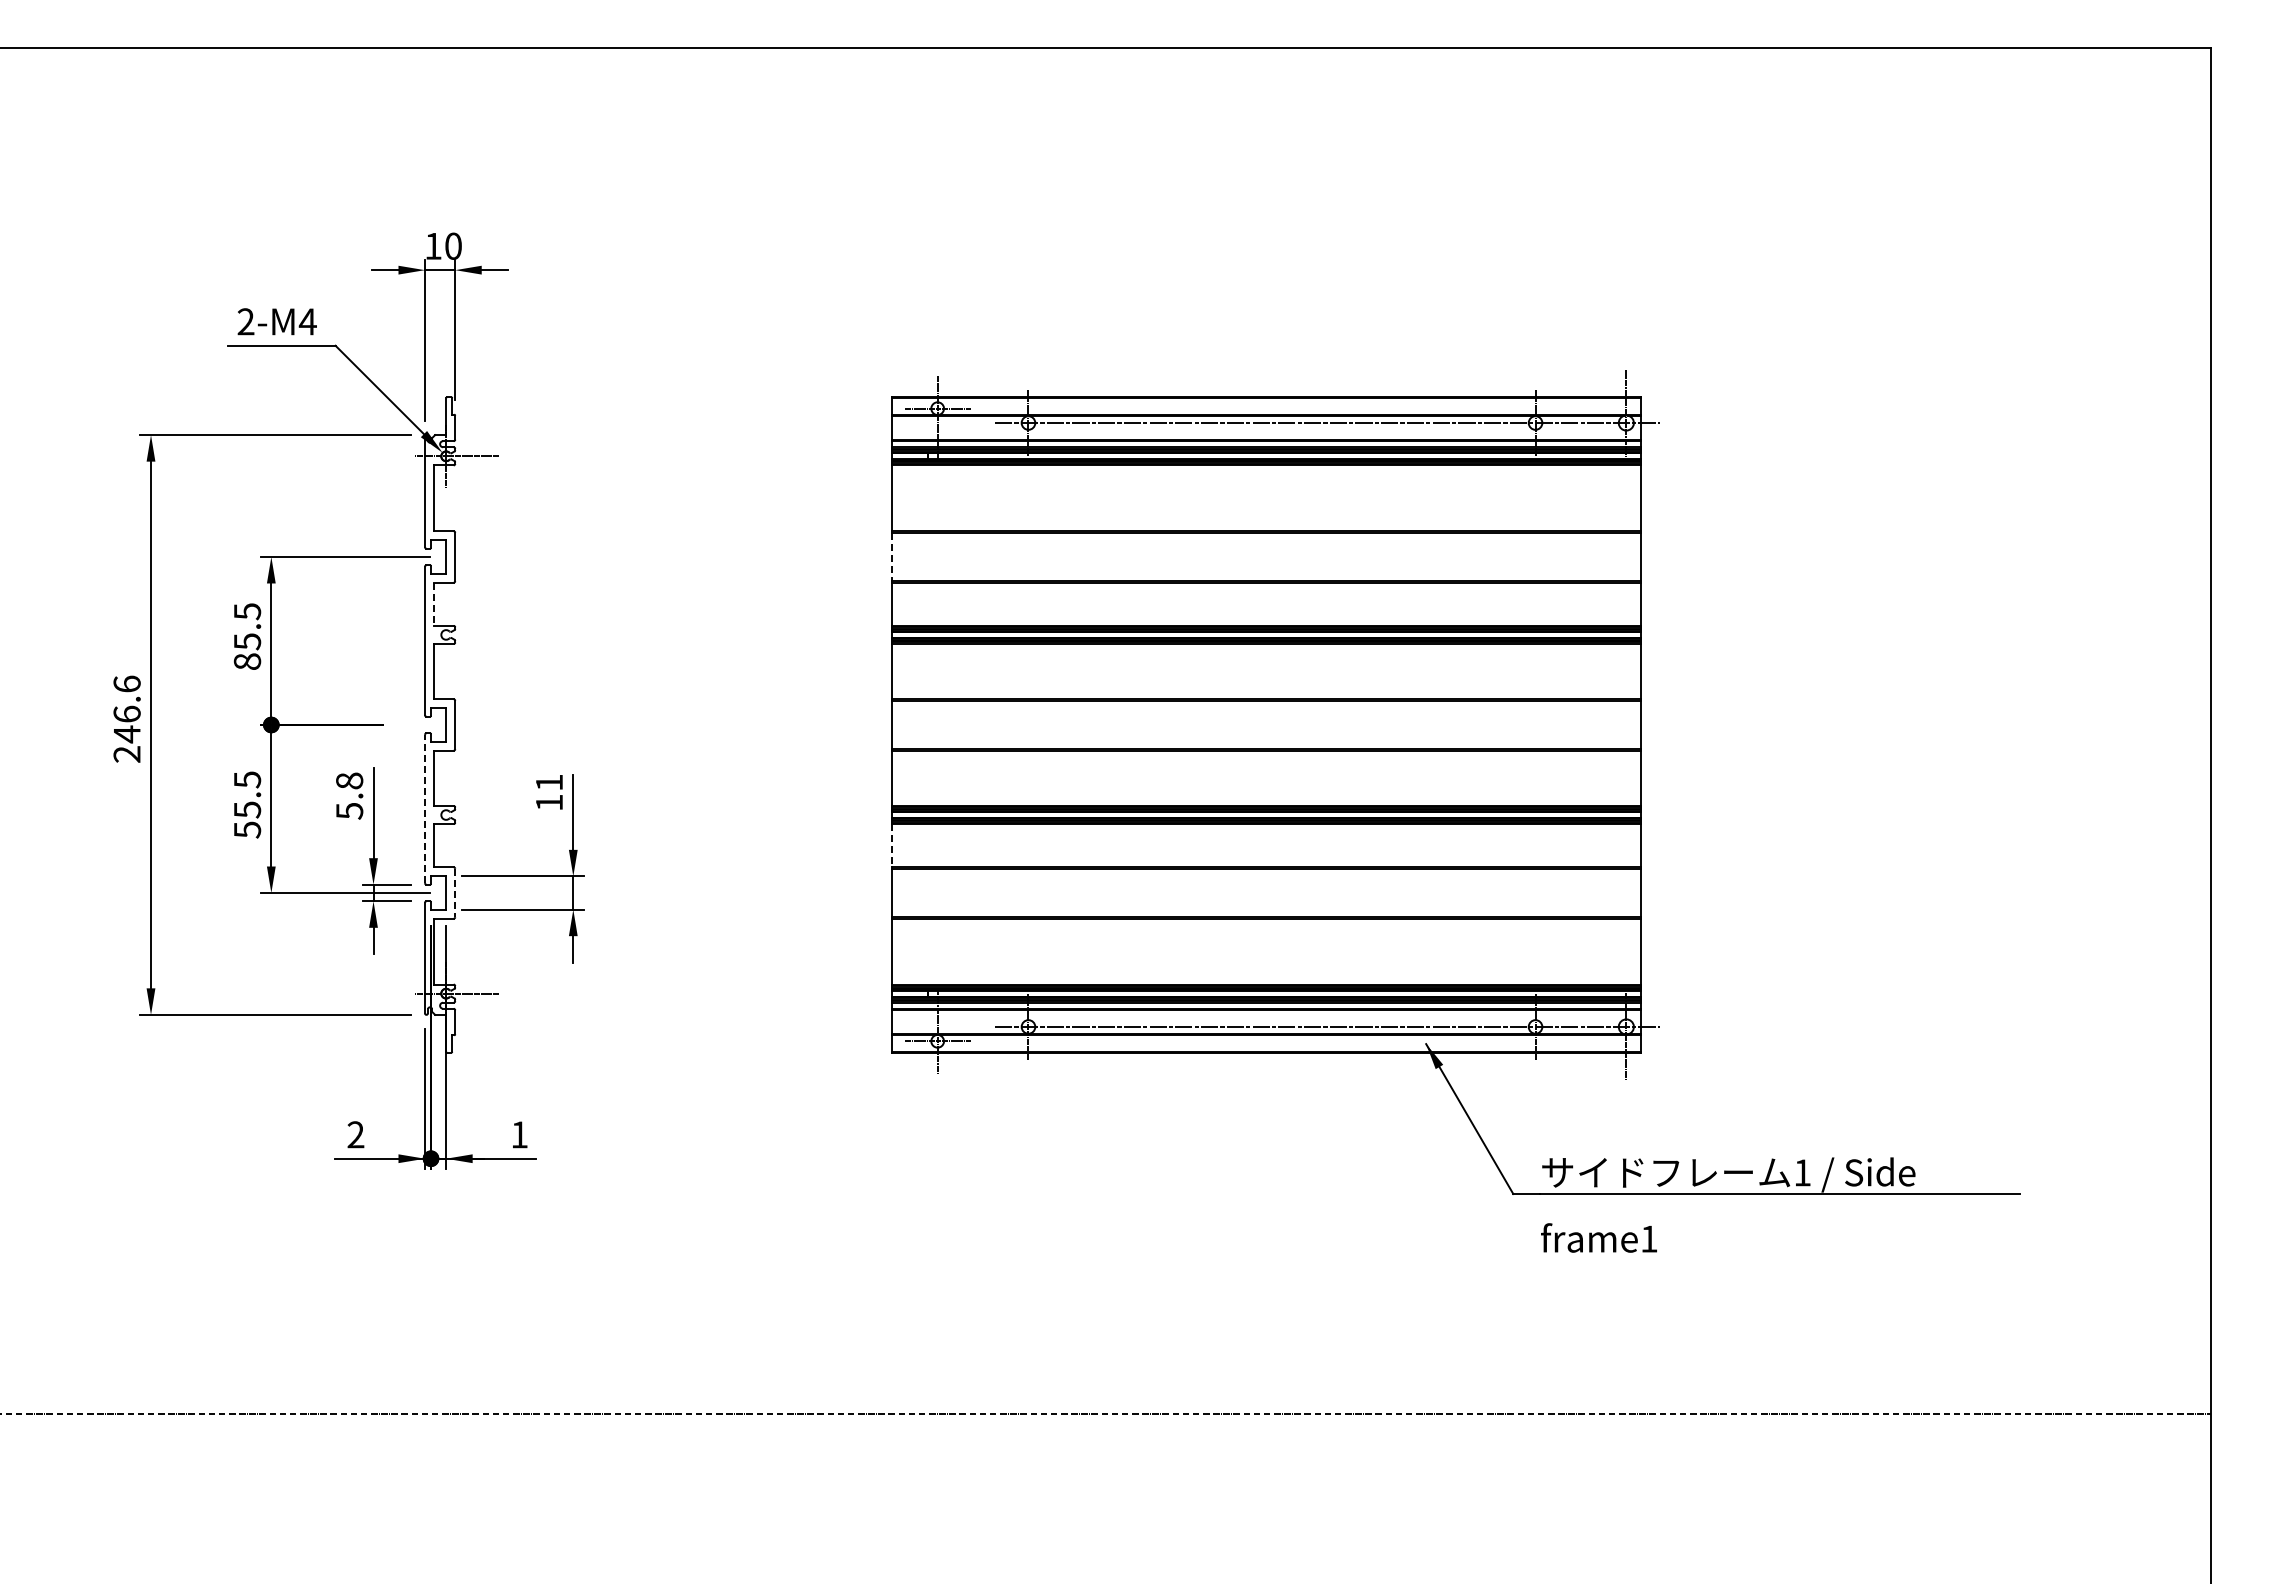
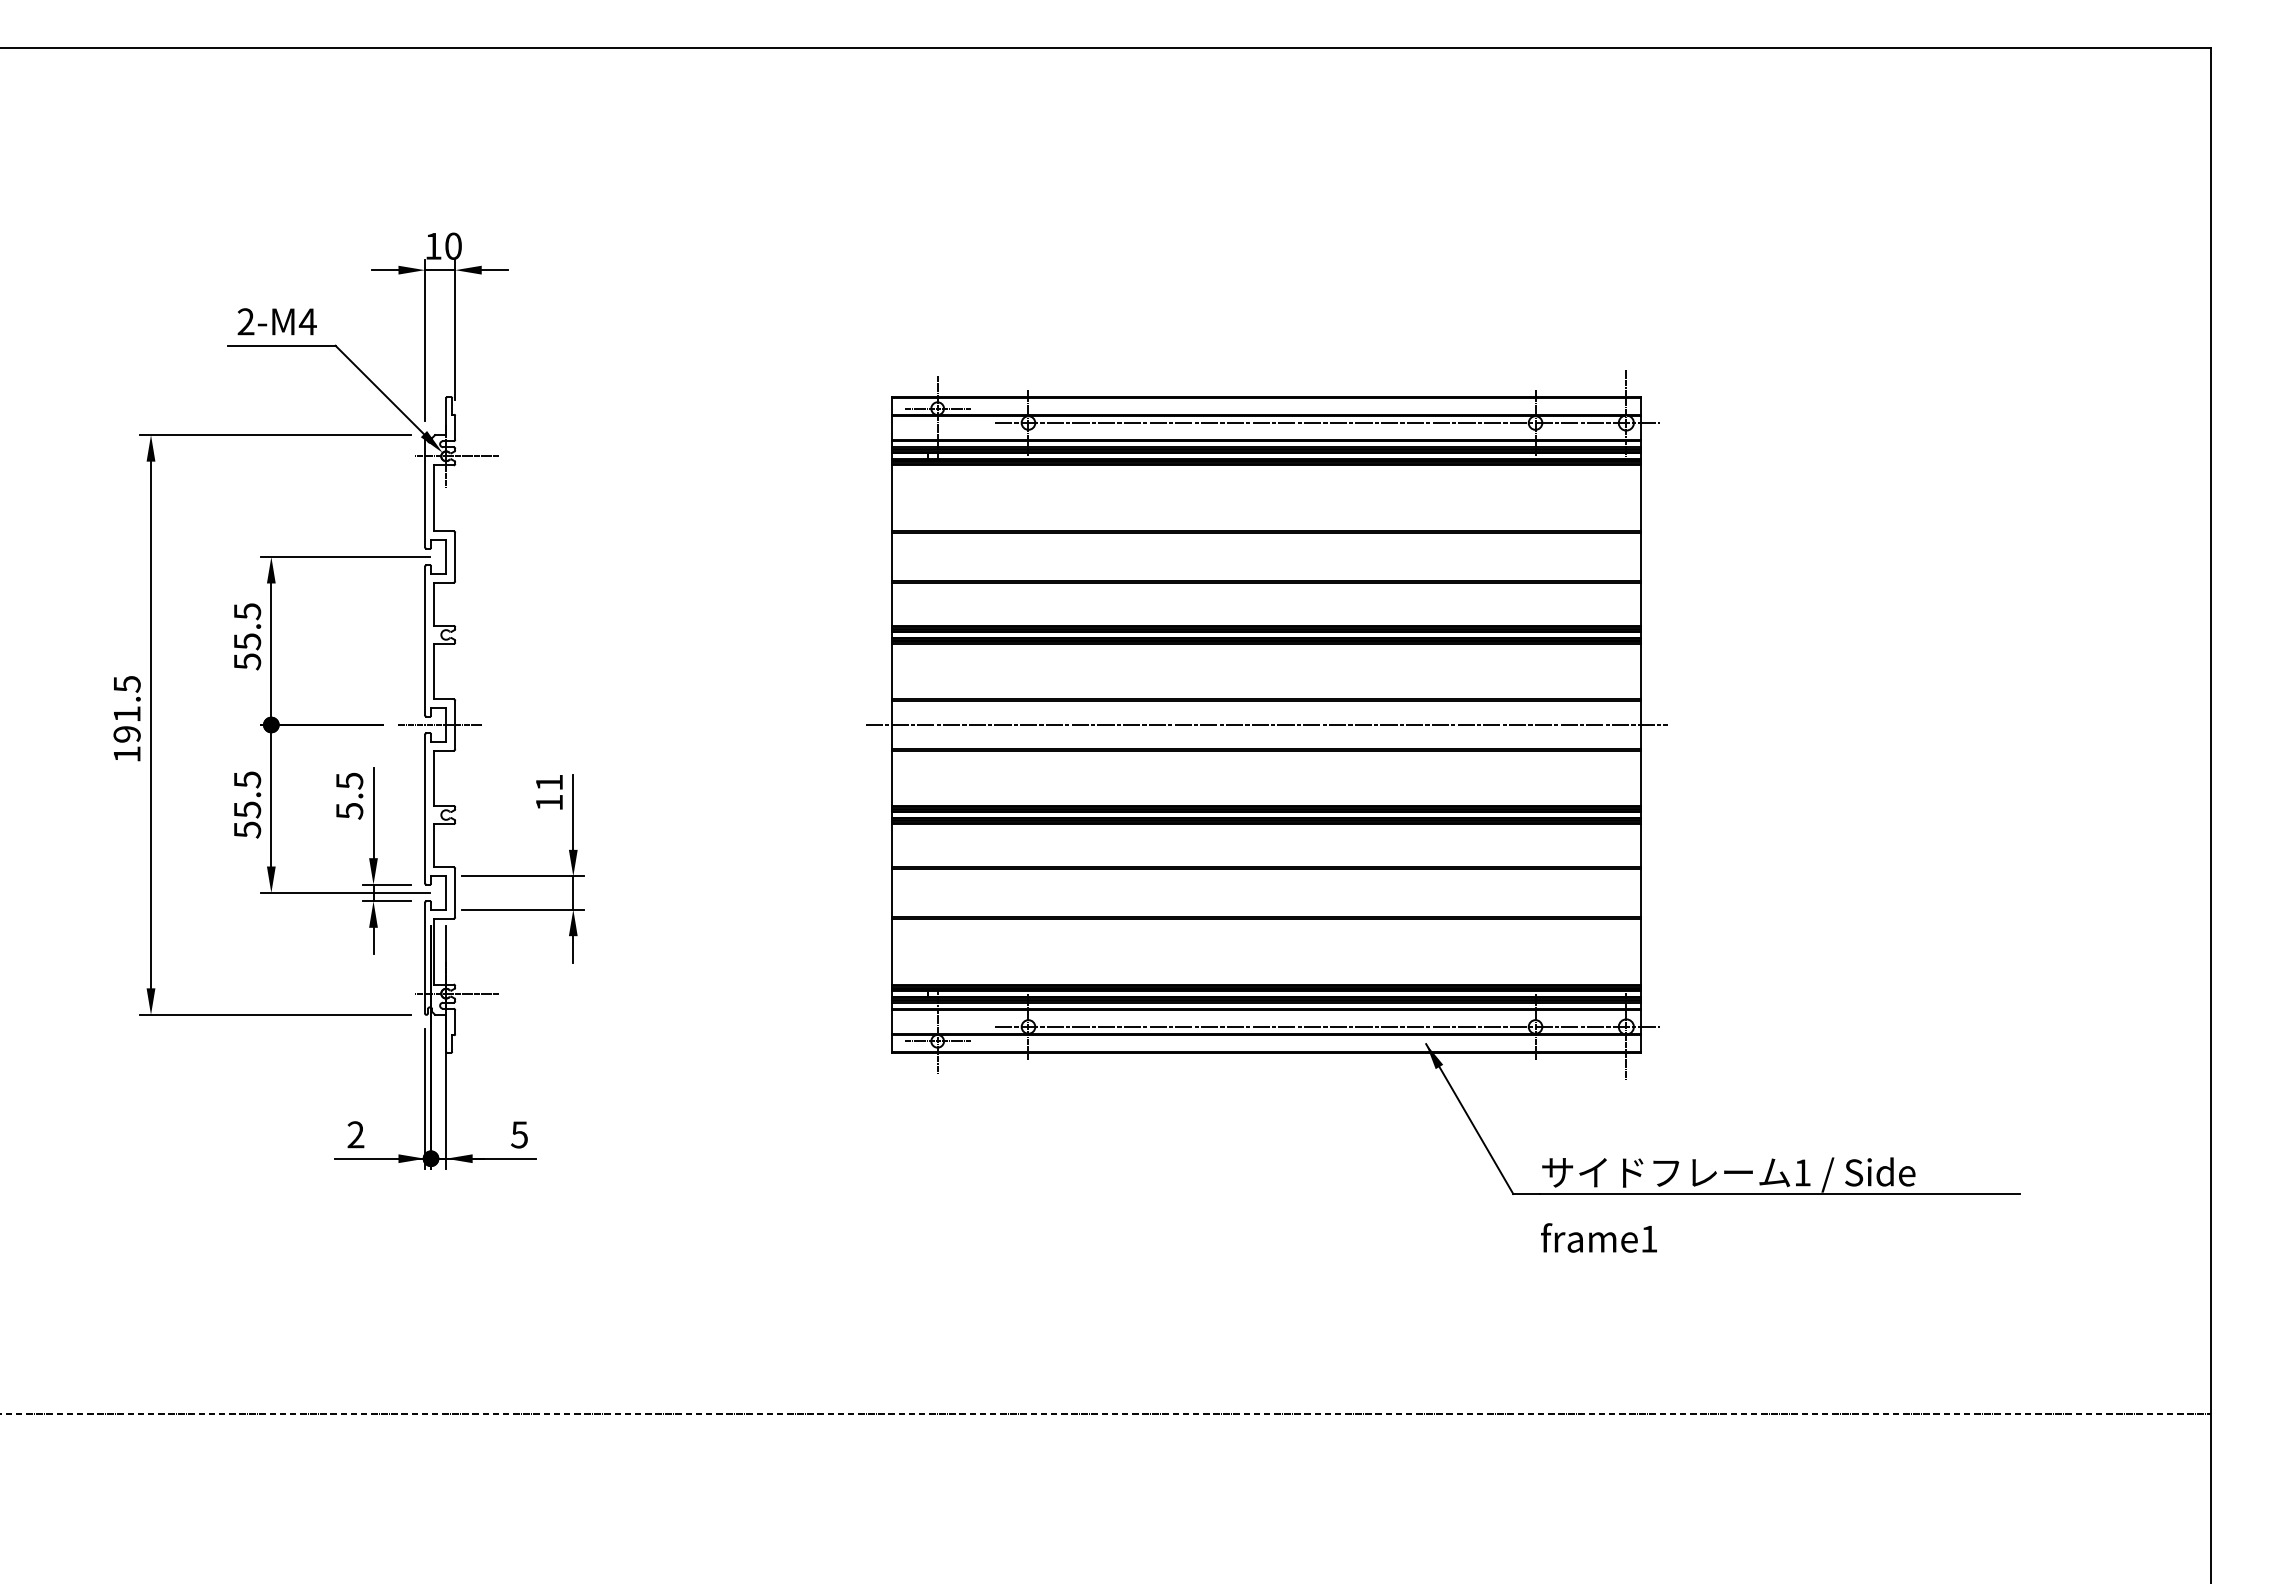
line: dashed -> solid (892, 557)
line: dashed -> solid (434, 604)
text: 85.5 -> 55.5 (246, 661)
text: 246.6 -> 191.5 (126, 718)
line: none -> present (439, 724)
line: none -> present (1266, 724)
text: 5.8 -> 5.5 (349, 780)
line: dashed -> solid (424, 808)
line: dashed -> solid (892, 845)
line: dashed -> solid (455, 893)
text: 1 -> 5 (519, 1134)
